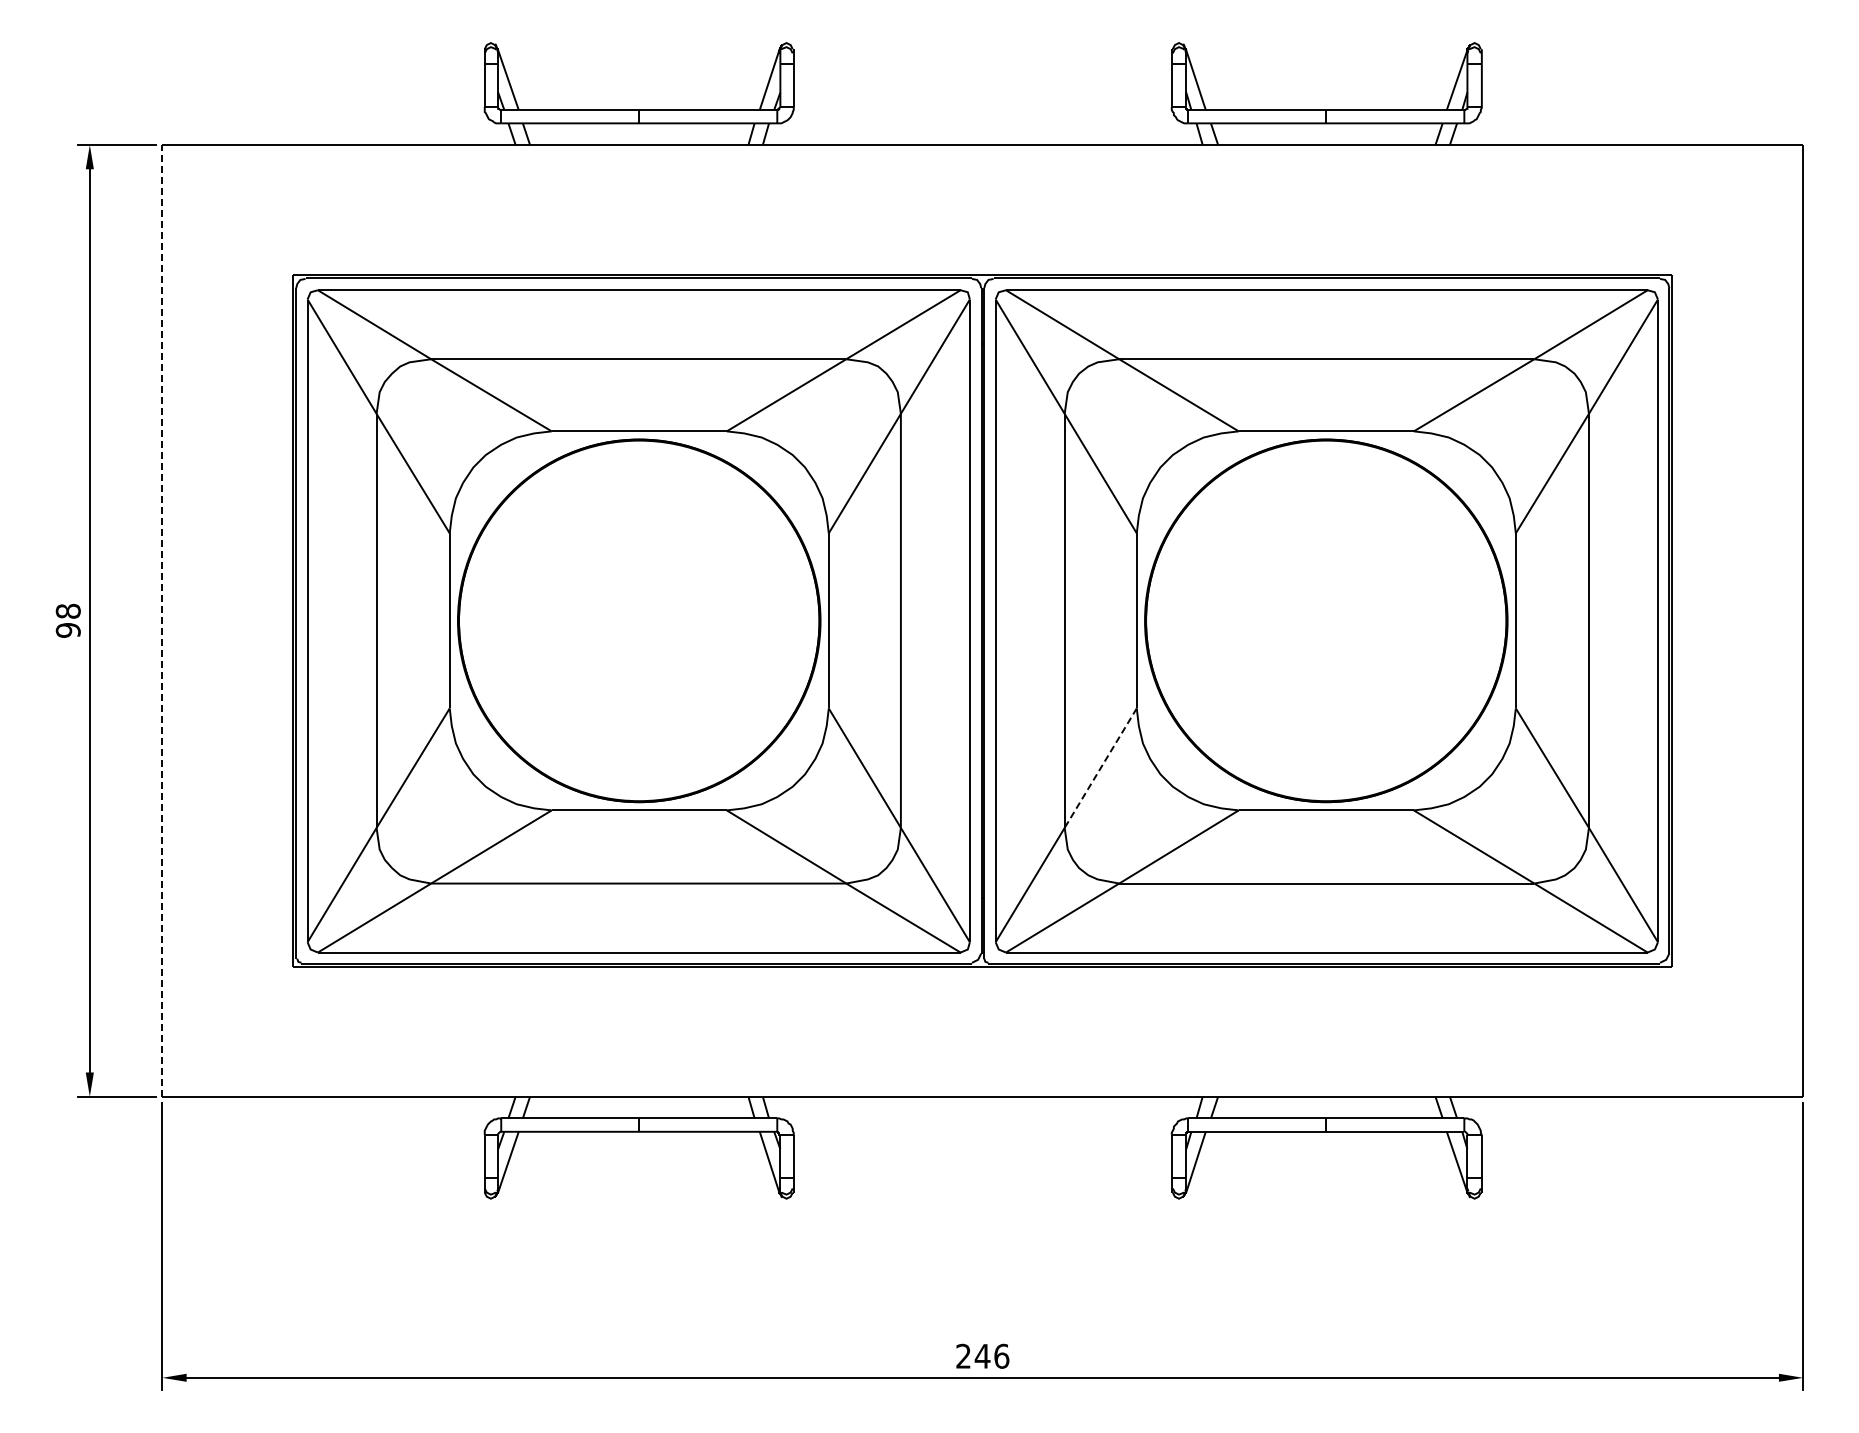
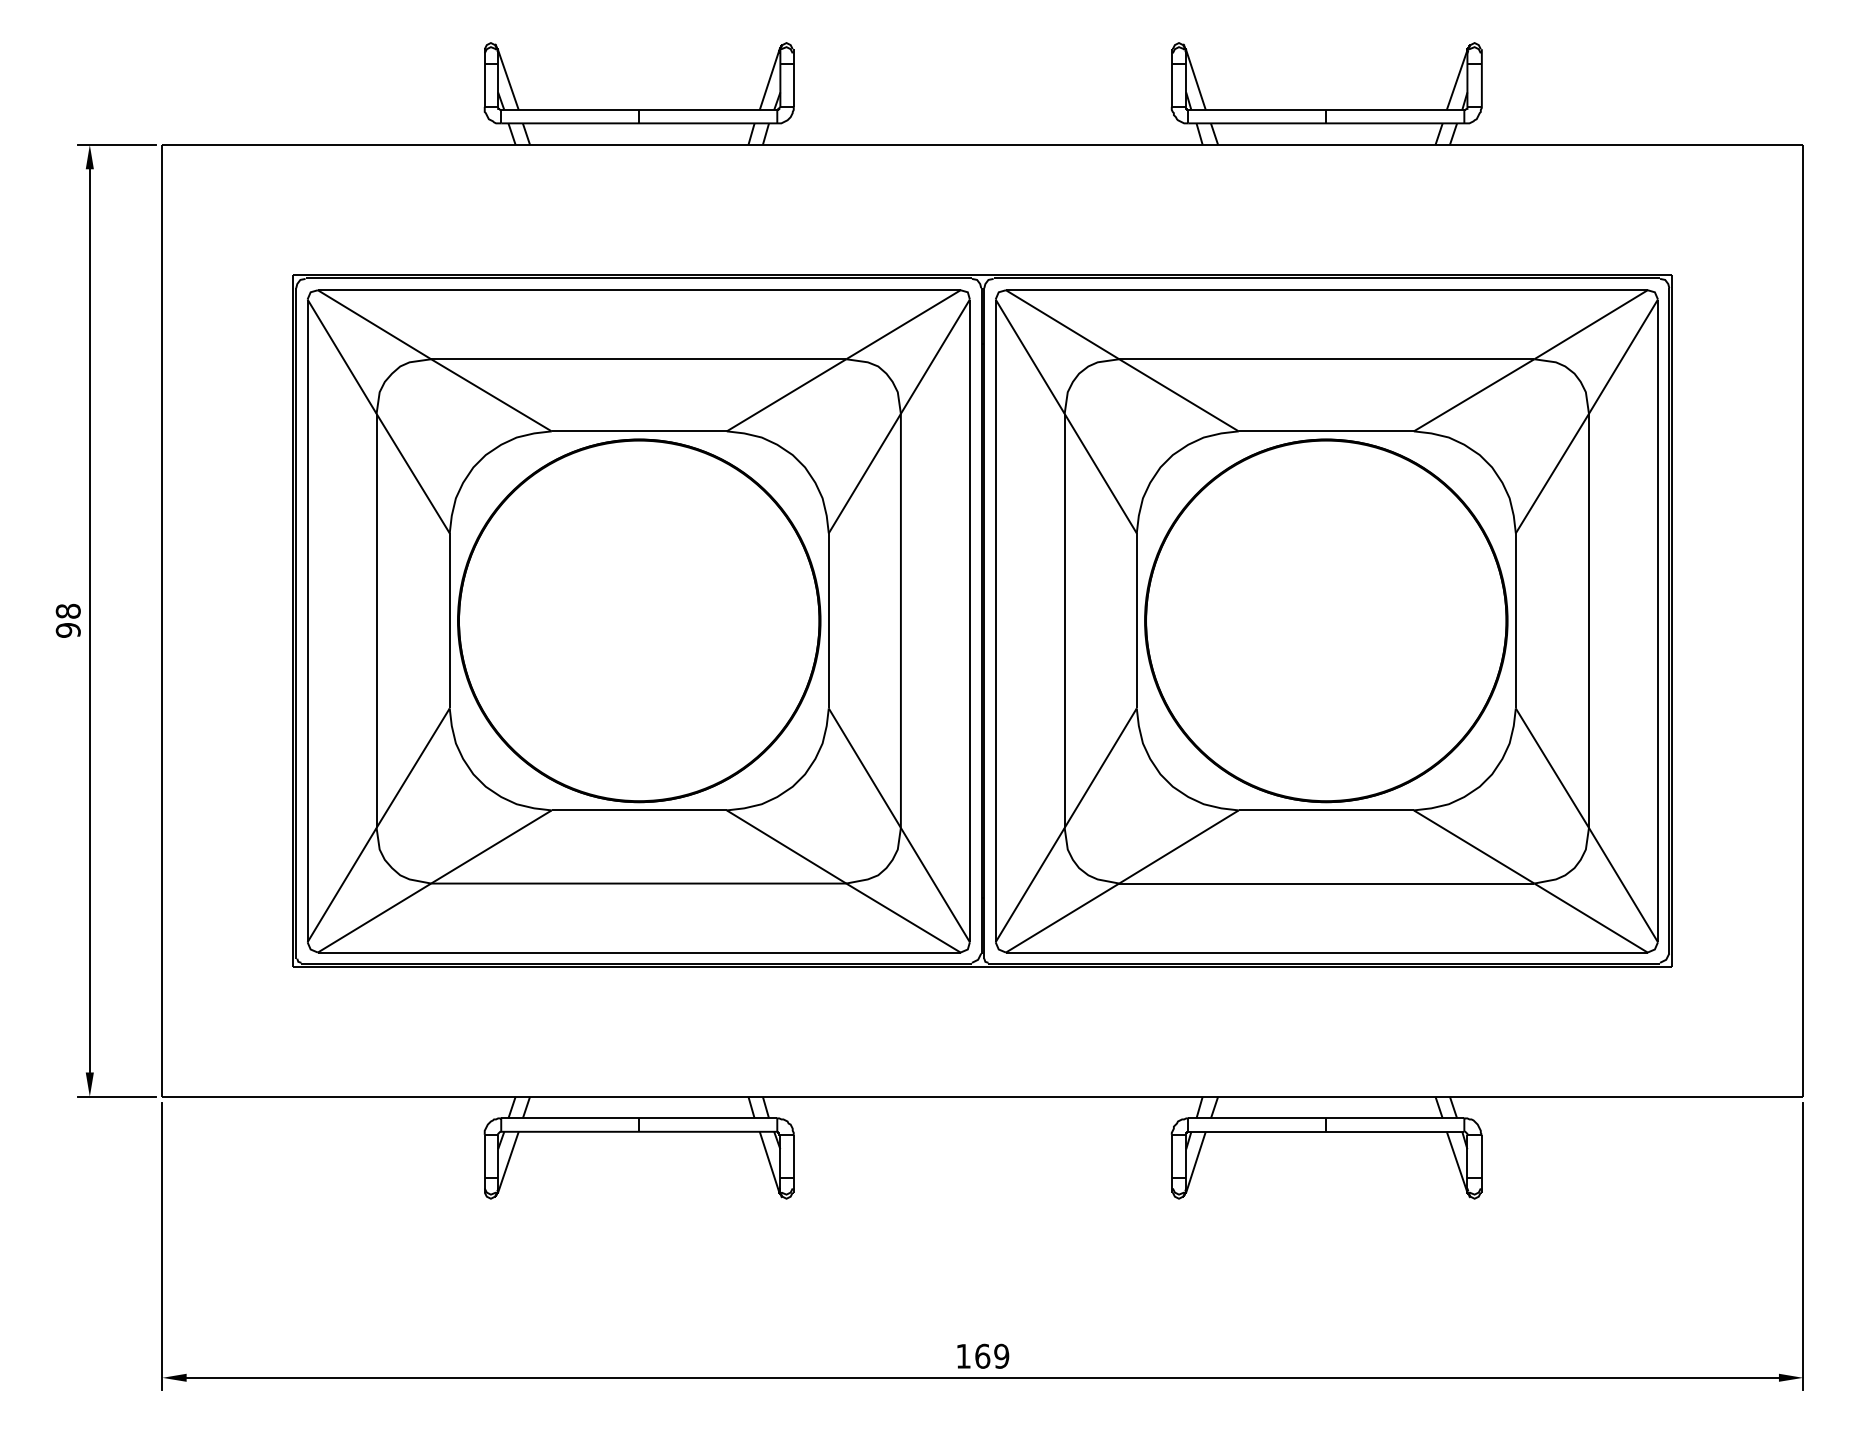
line: dashed -> solid (162, 620)
line: dashed -> solid (1100, 768)
text: 246 -> 169 (982, 1355)
